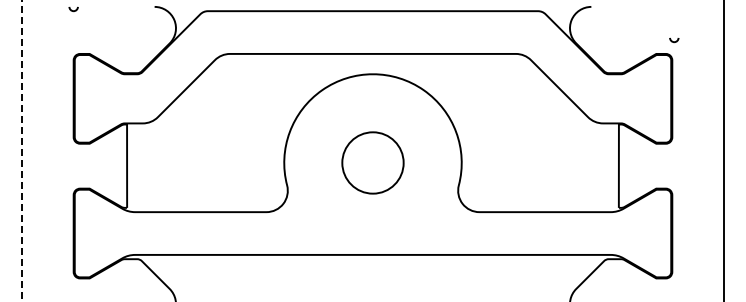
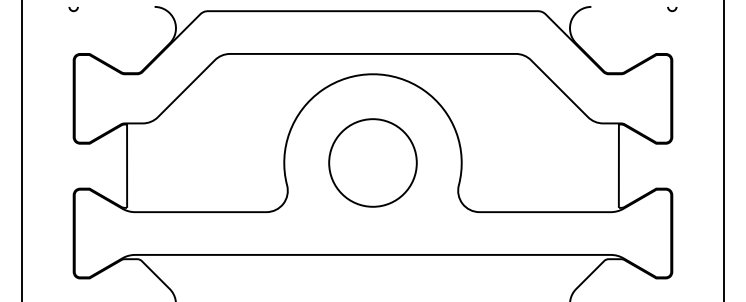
curve position: (674, 41) -> (672, 10) (672, 10)
line: dashed -> solid (22, 151)
circle diameter: 61 px -> 88 px (372, 162)
